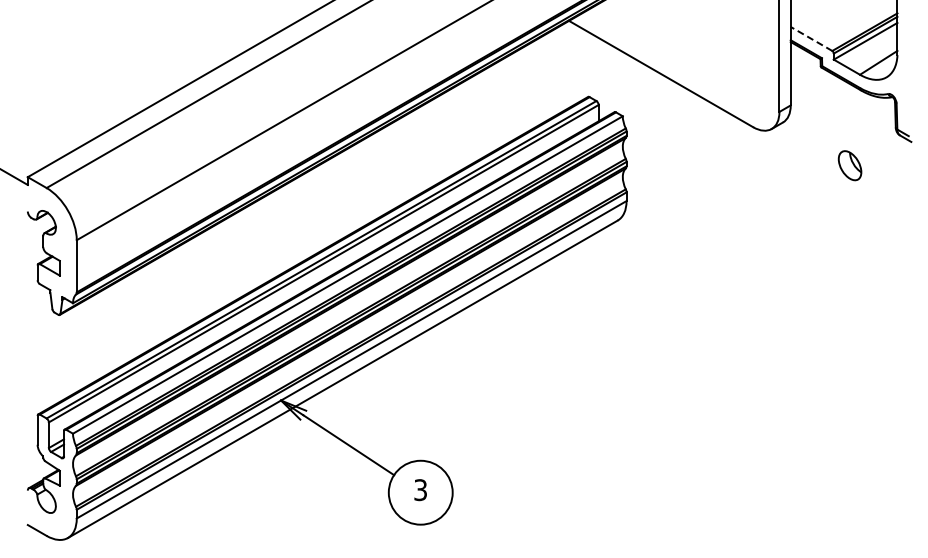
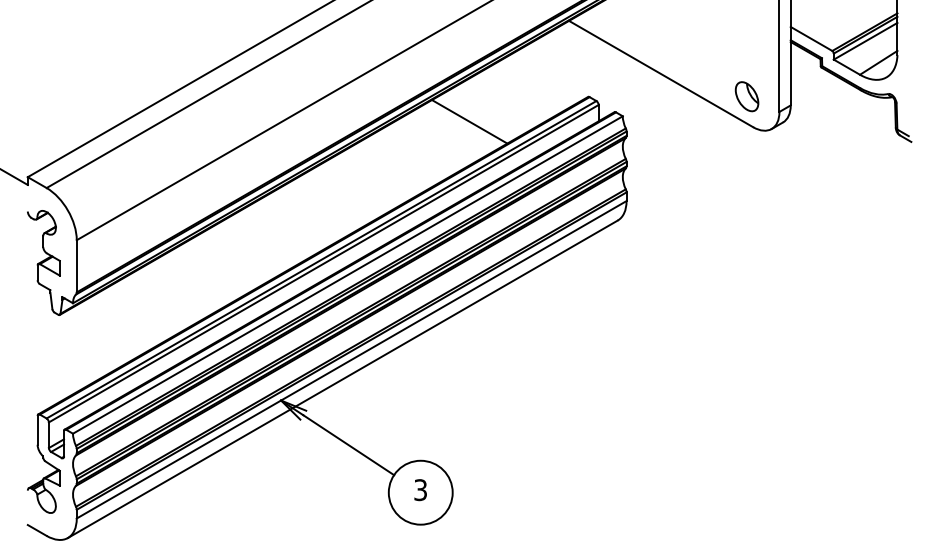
line: dashed -> solid (811, 38)
line: none -> present (469, 121)
part position: (849, 165) -> (746, 96) (746, 96)
